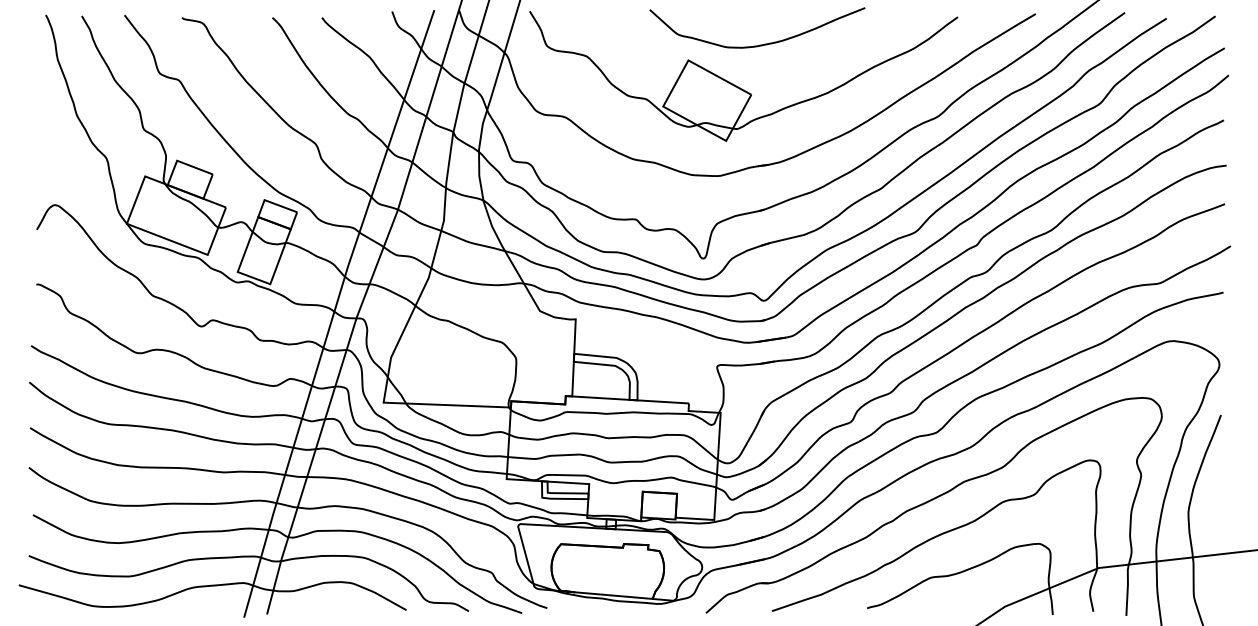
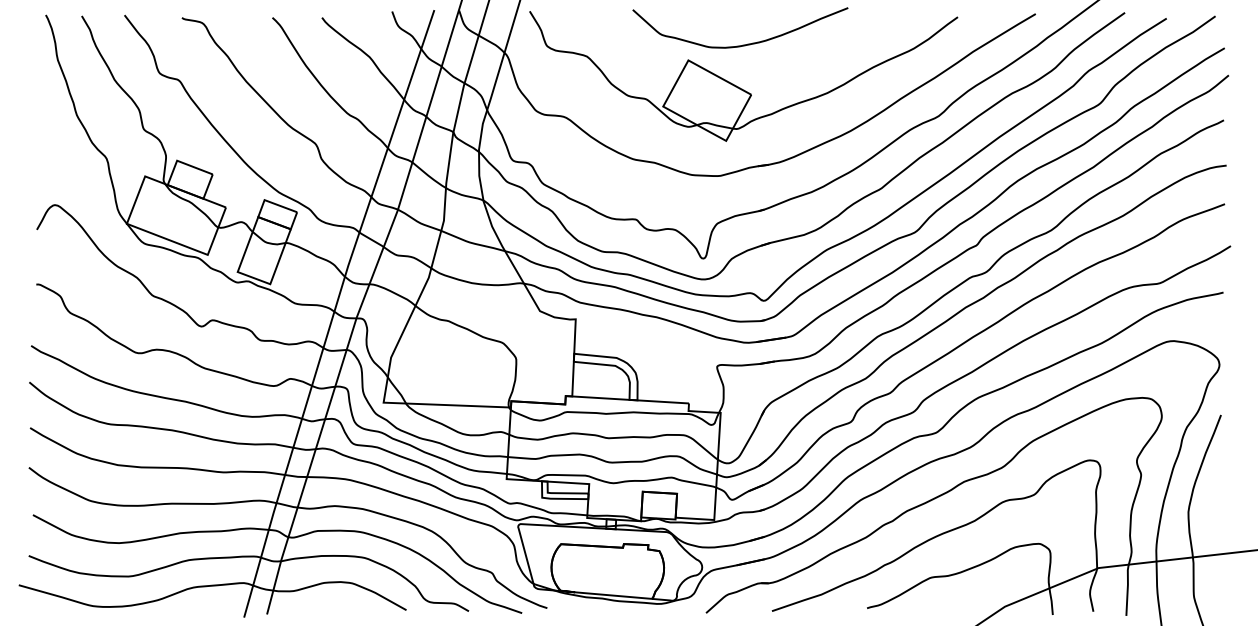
curve position: (759, 44) -> (742, 44) (742, 44)
